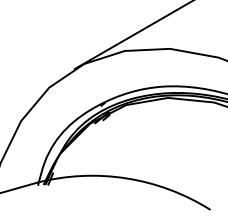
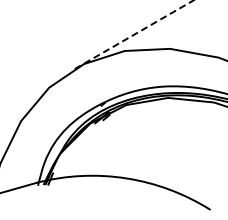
line: solid -> dashed (134, 34)
